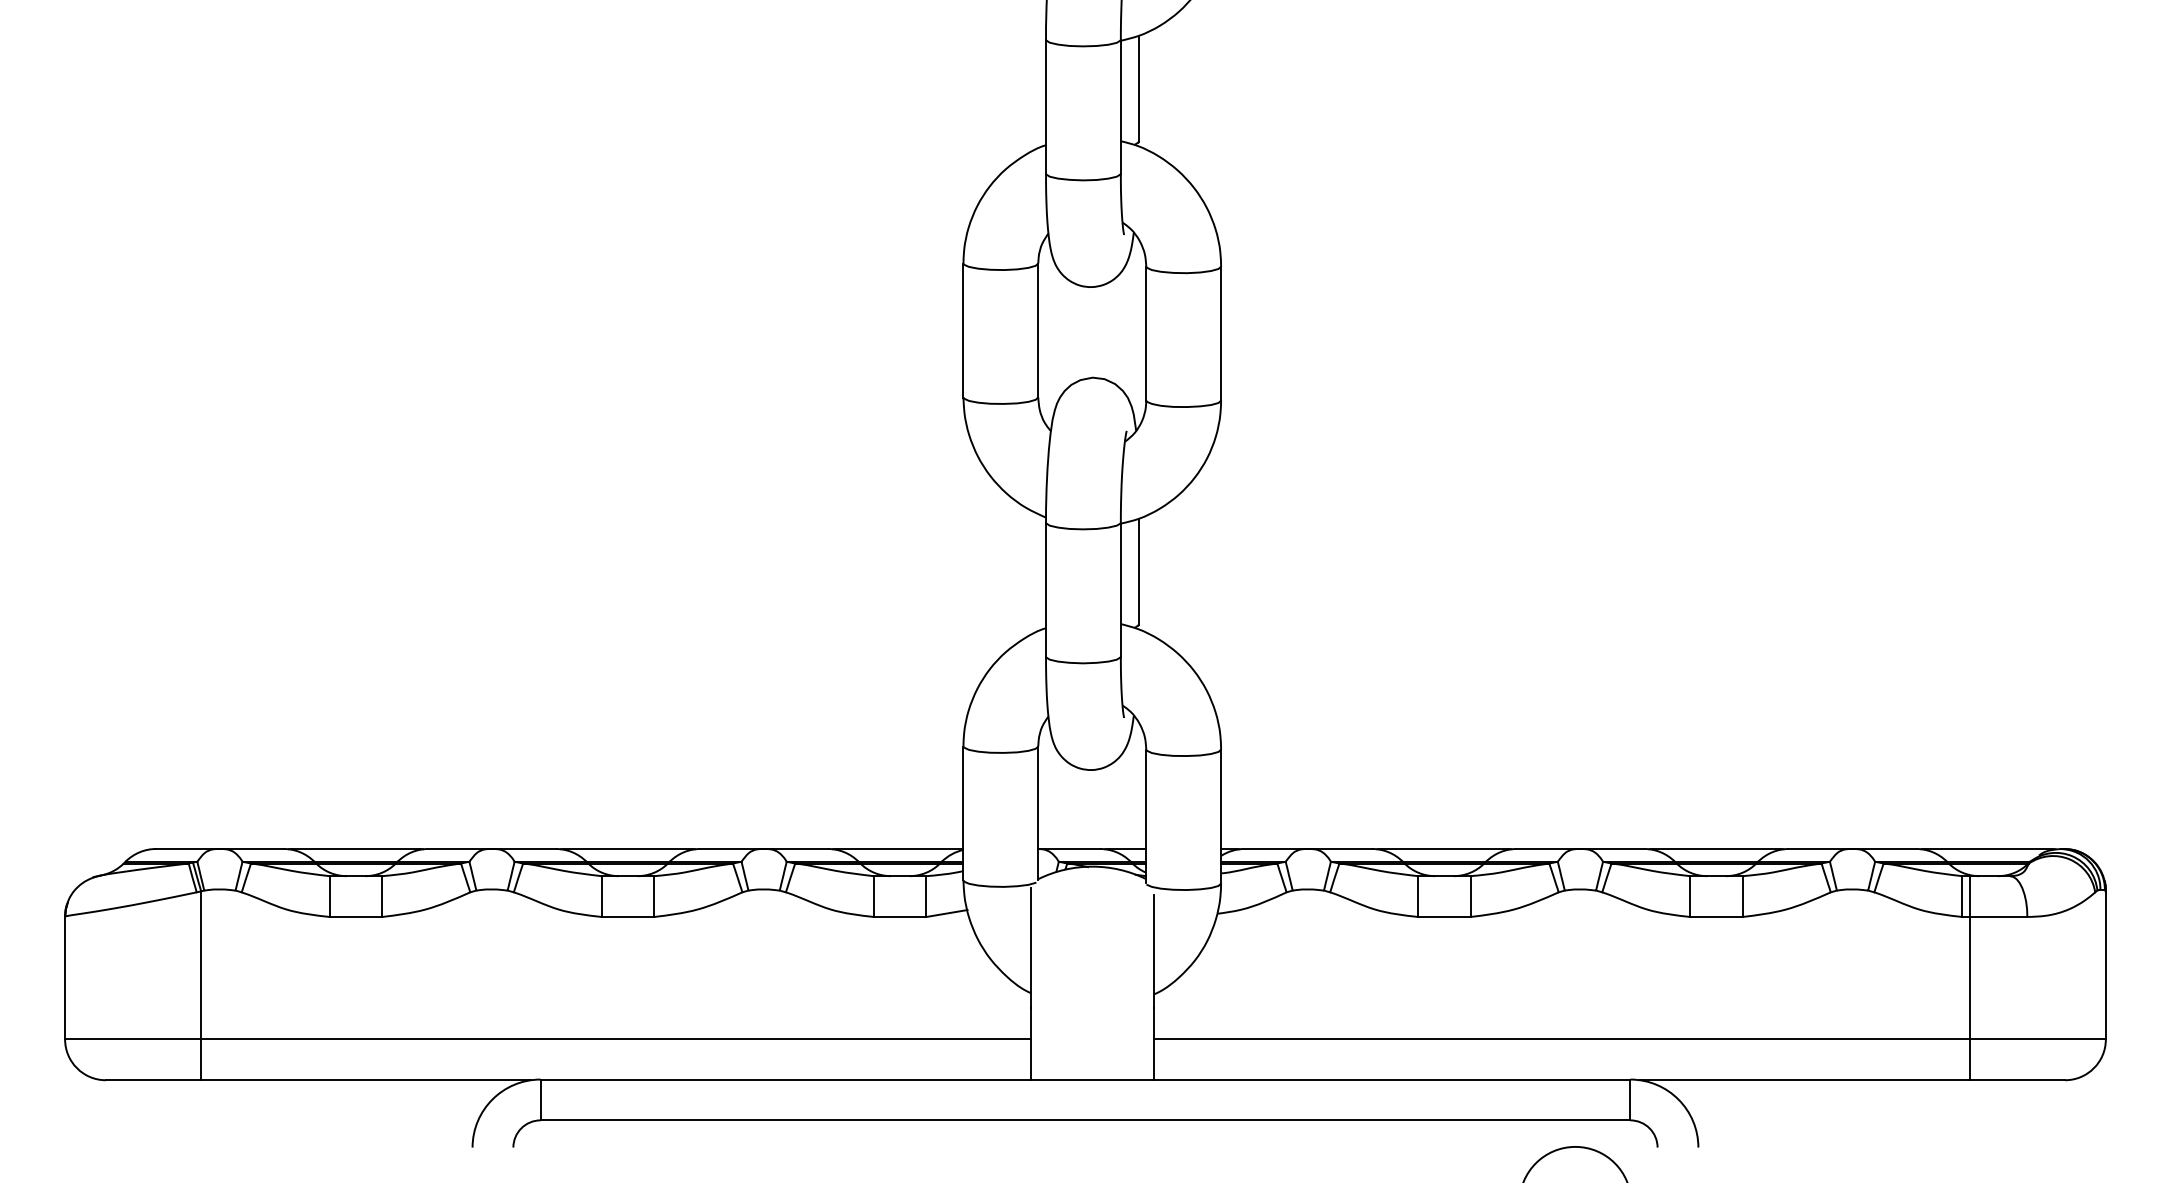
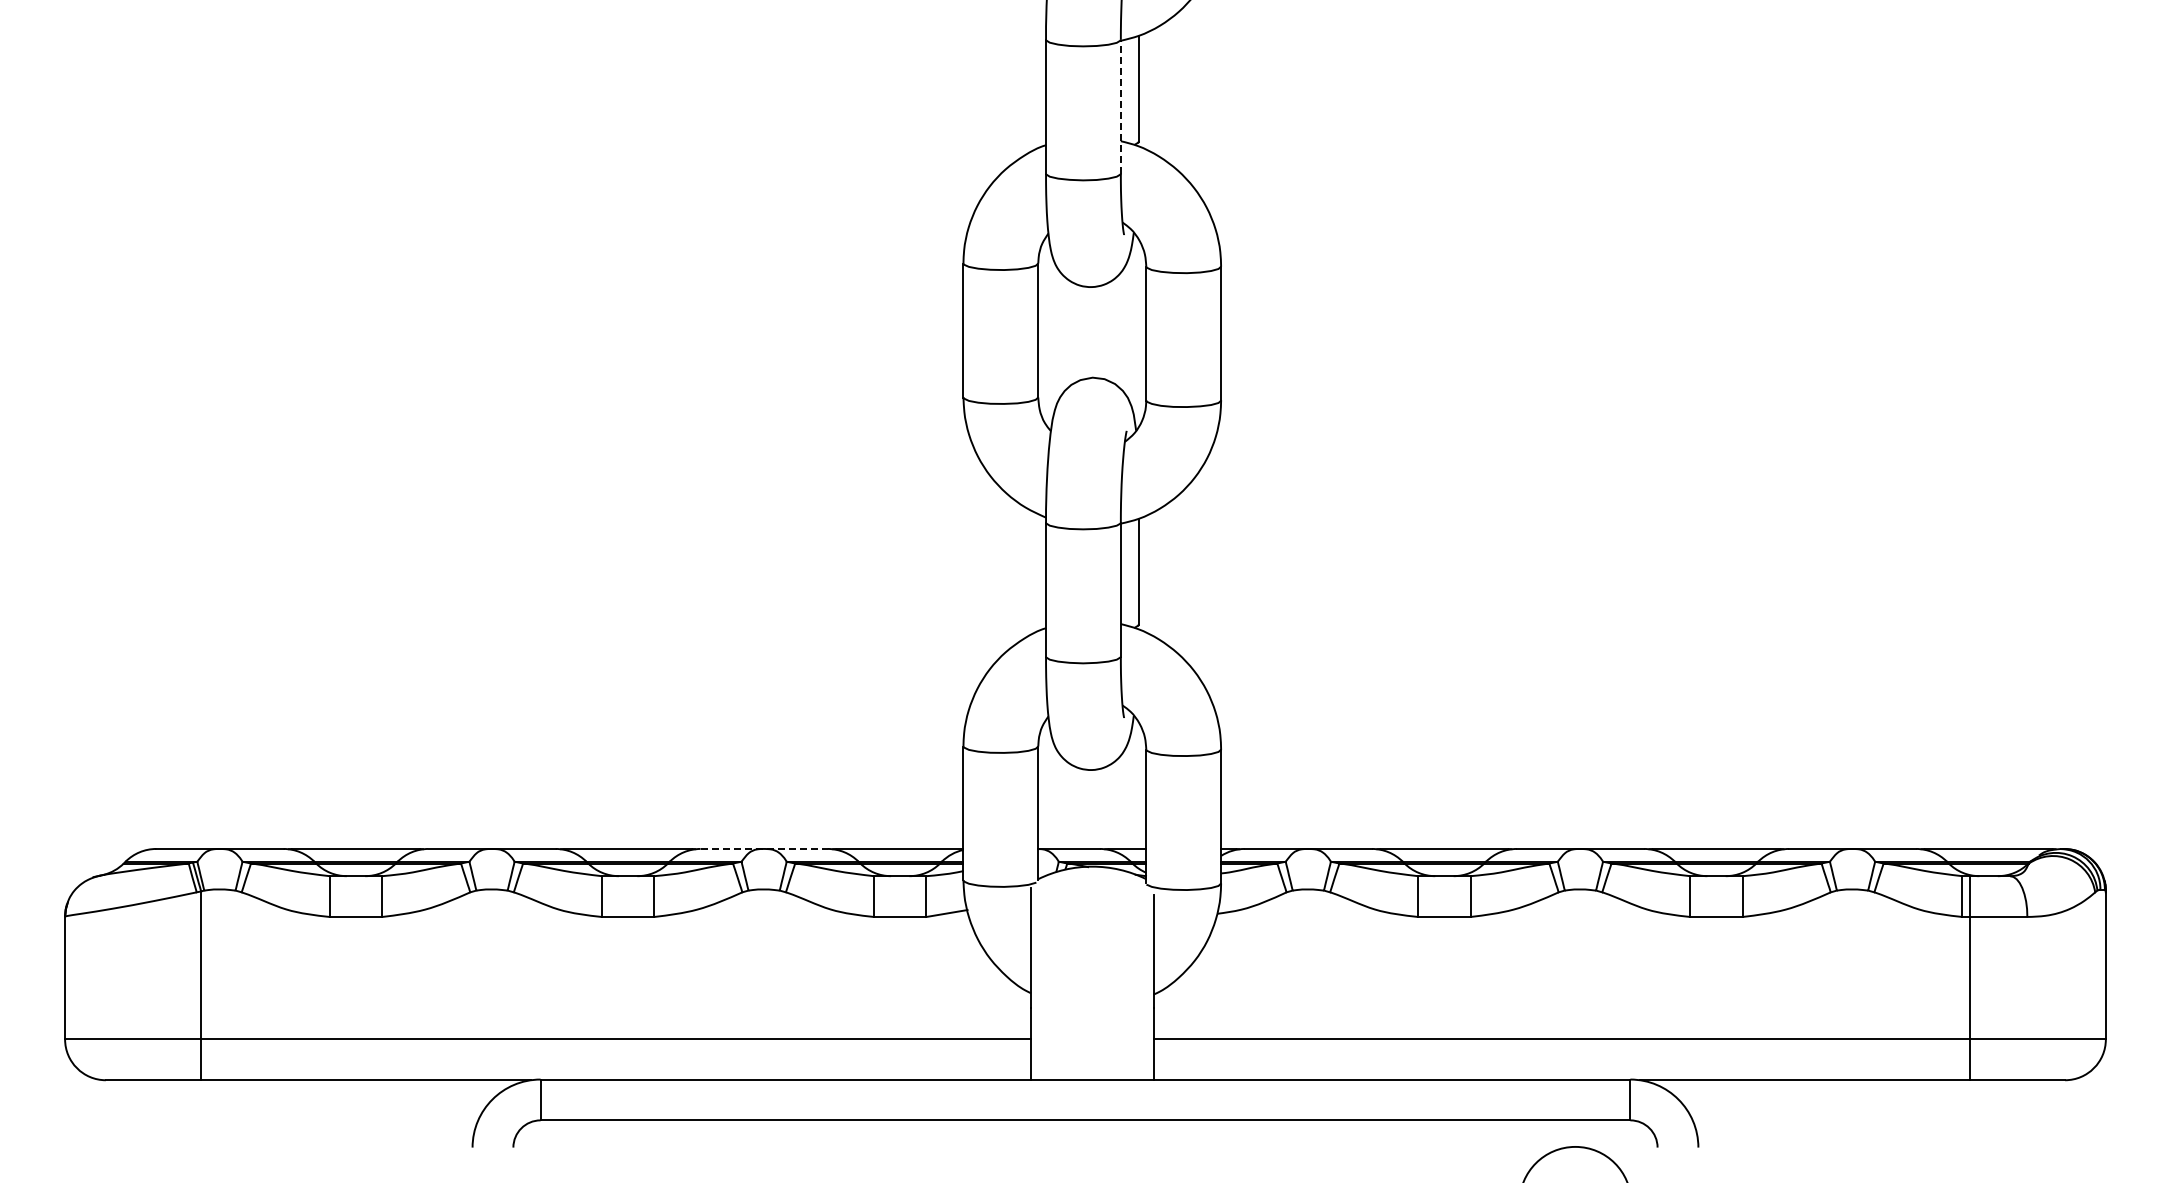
line: solid -> dashed (1120, 106)
line: solid -> dashed (764, 848)
